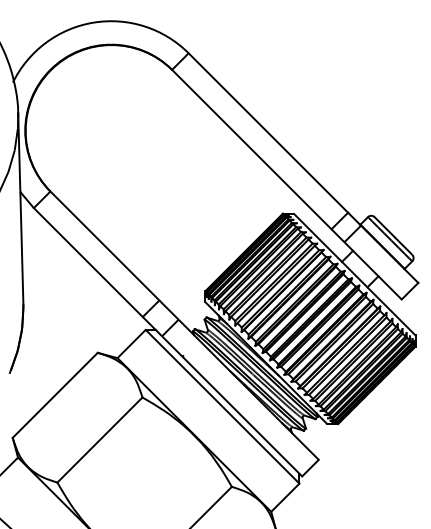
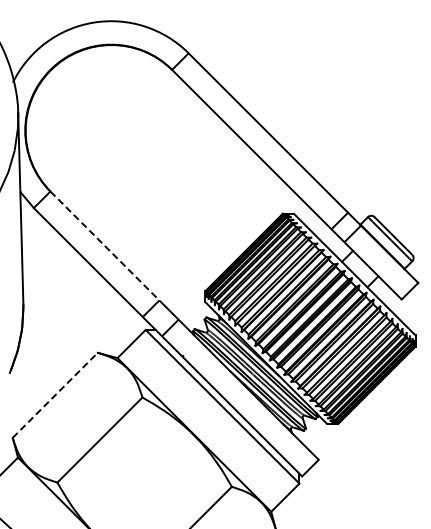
line: solid -> dashed (105, 246)
line: solid -> dashed (55, 395)
